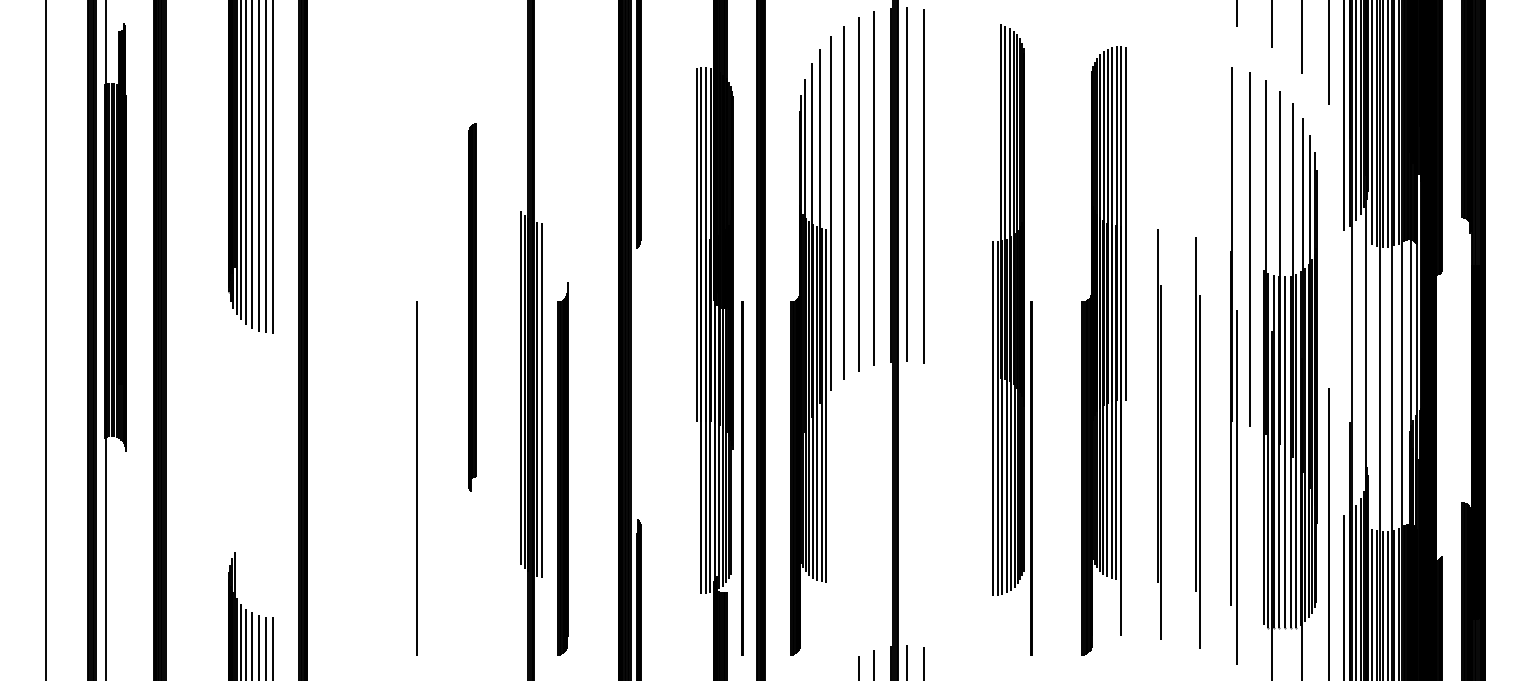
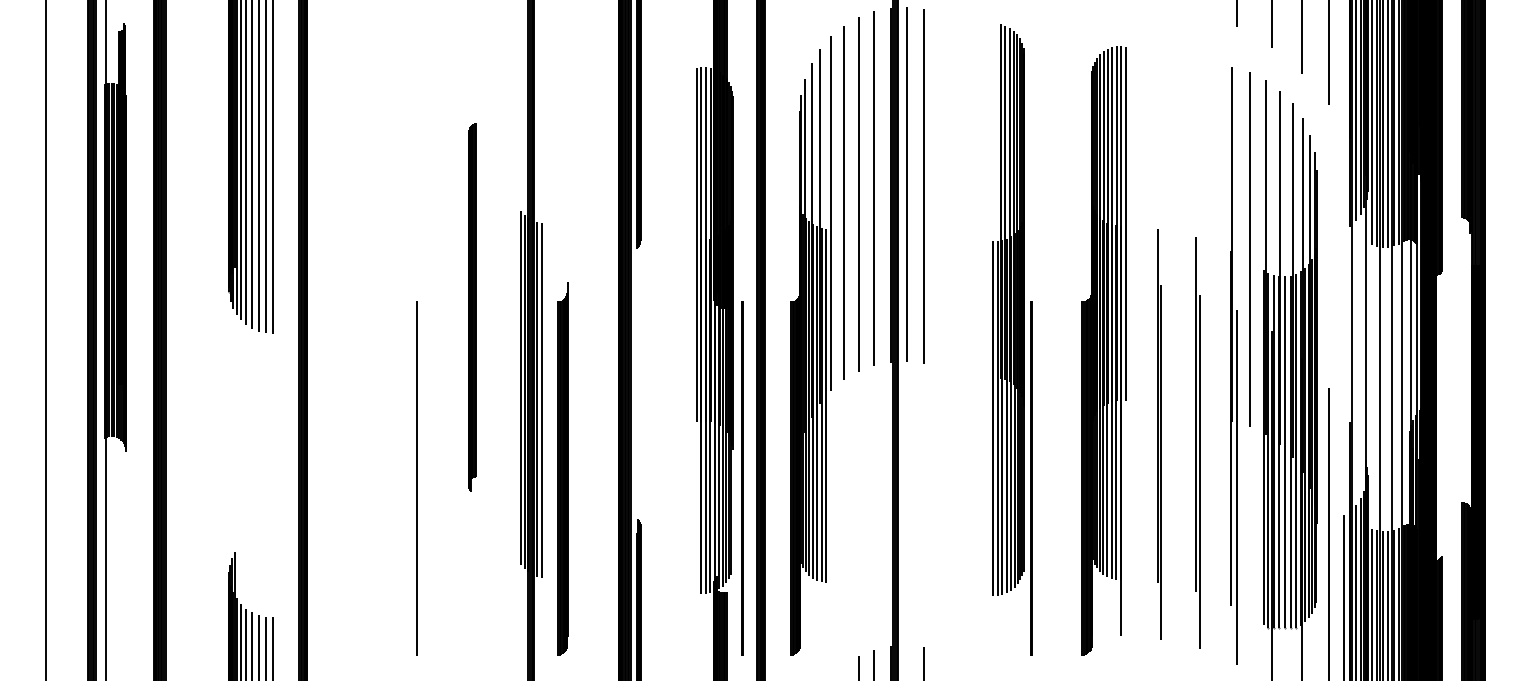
line: present -> none (1343, 116)
line: present -> none (907, 661)
